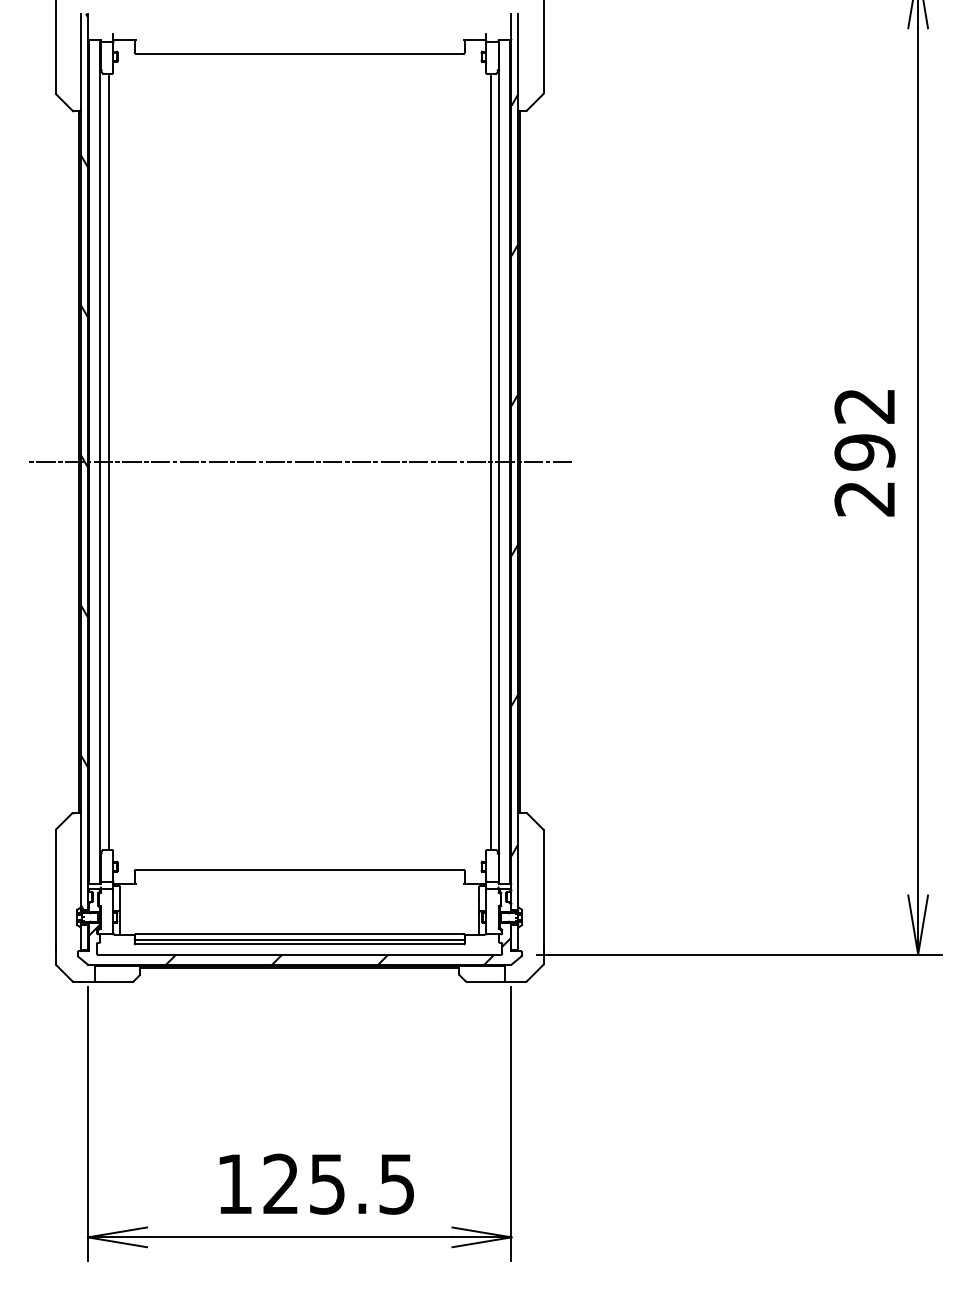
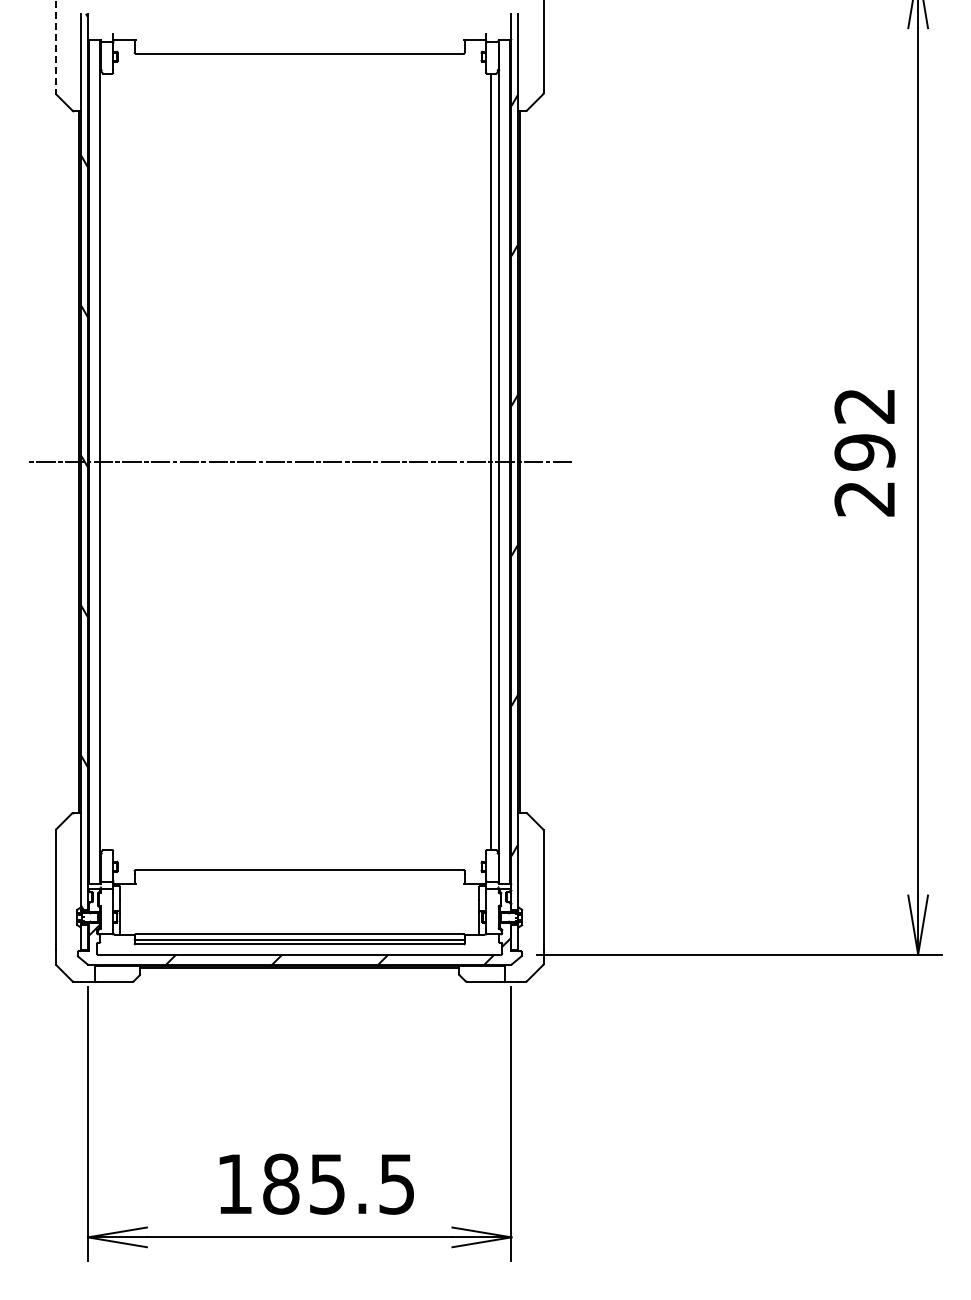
line: solid -> dashed (55, 45)
line: present -> none (108, 461)
text: 125.5 -> 185.5 (281, 1183)
